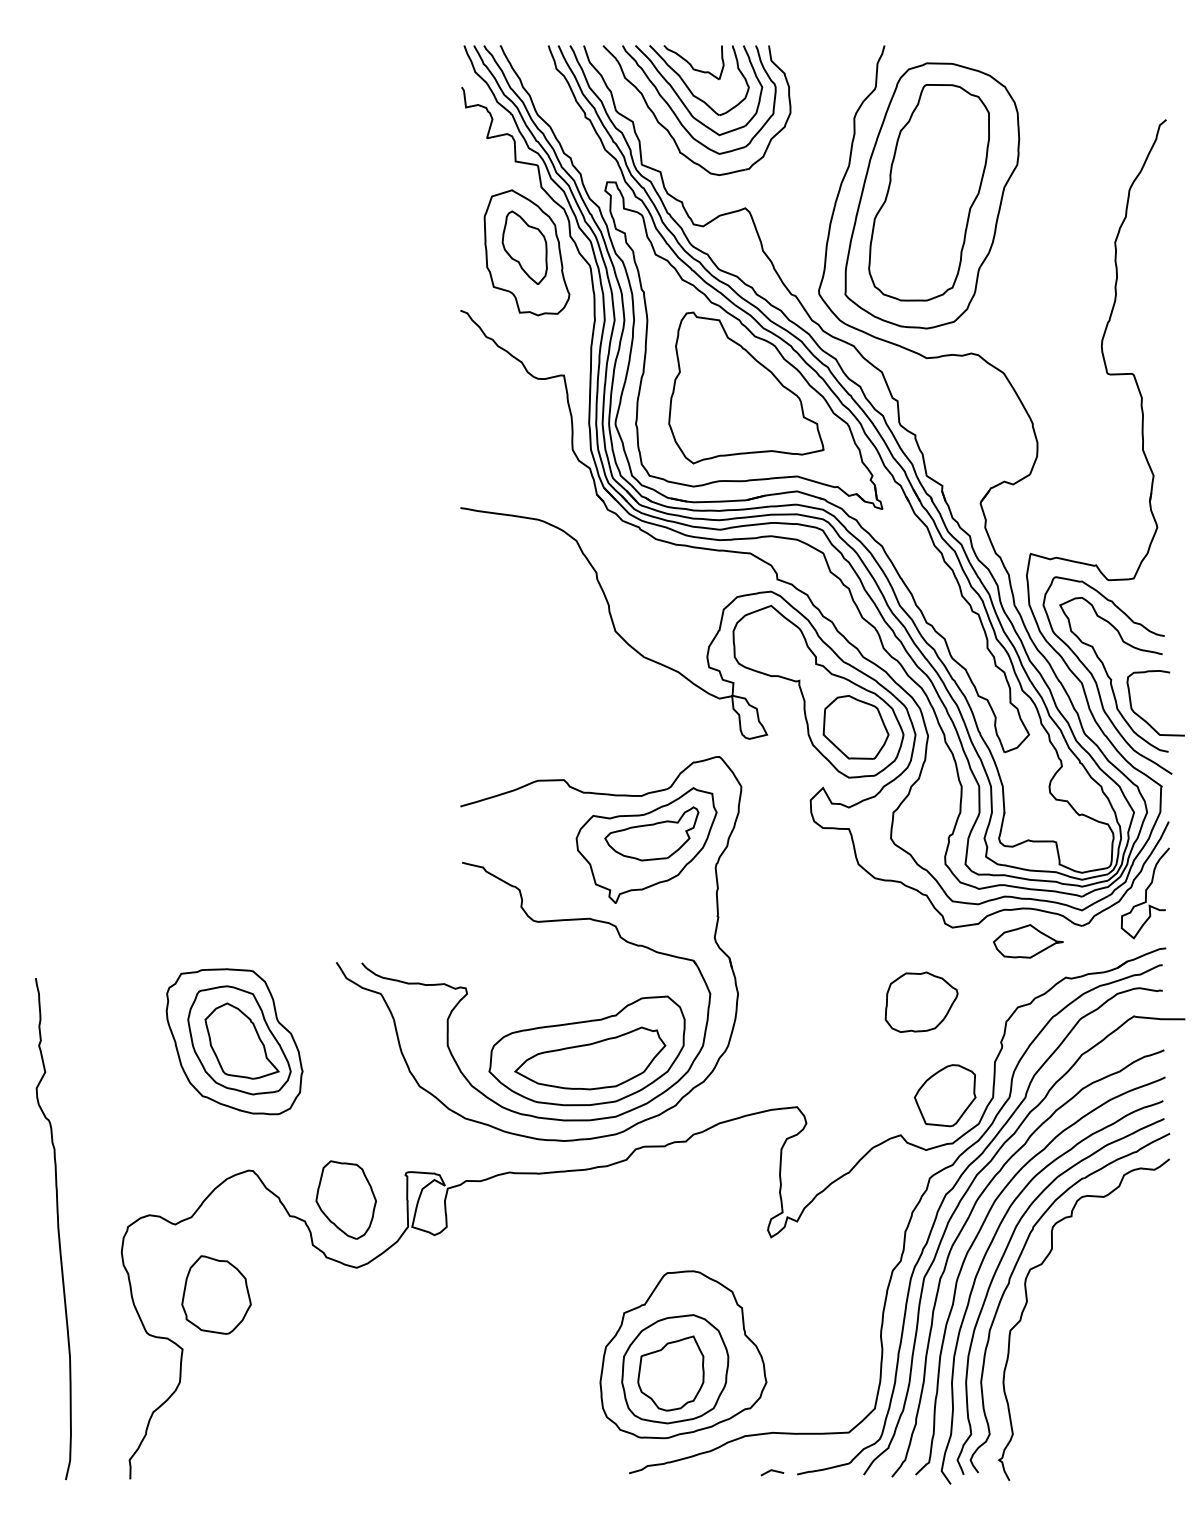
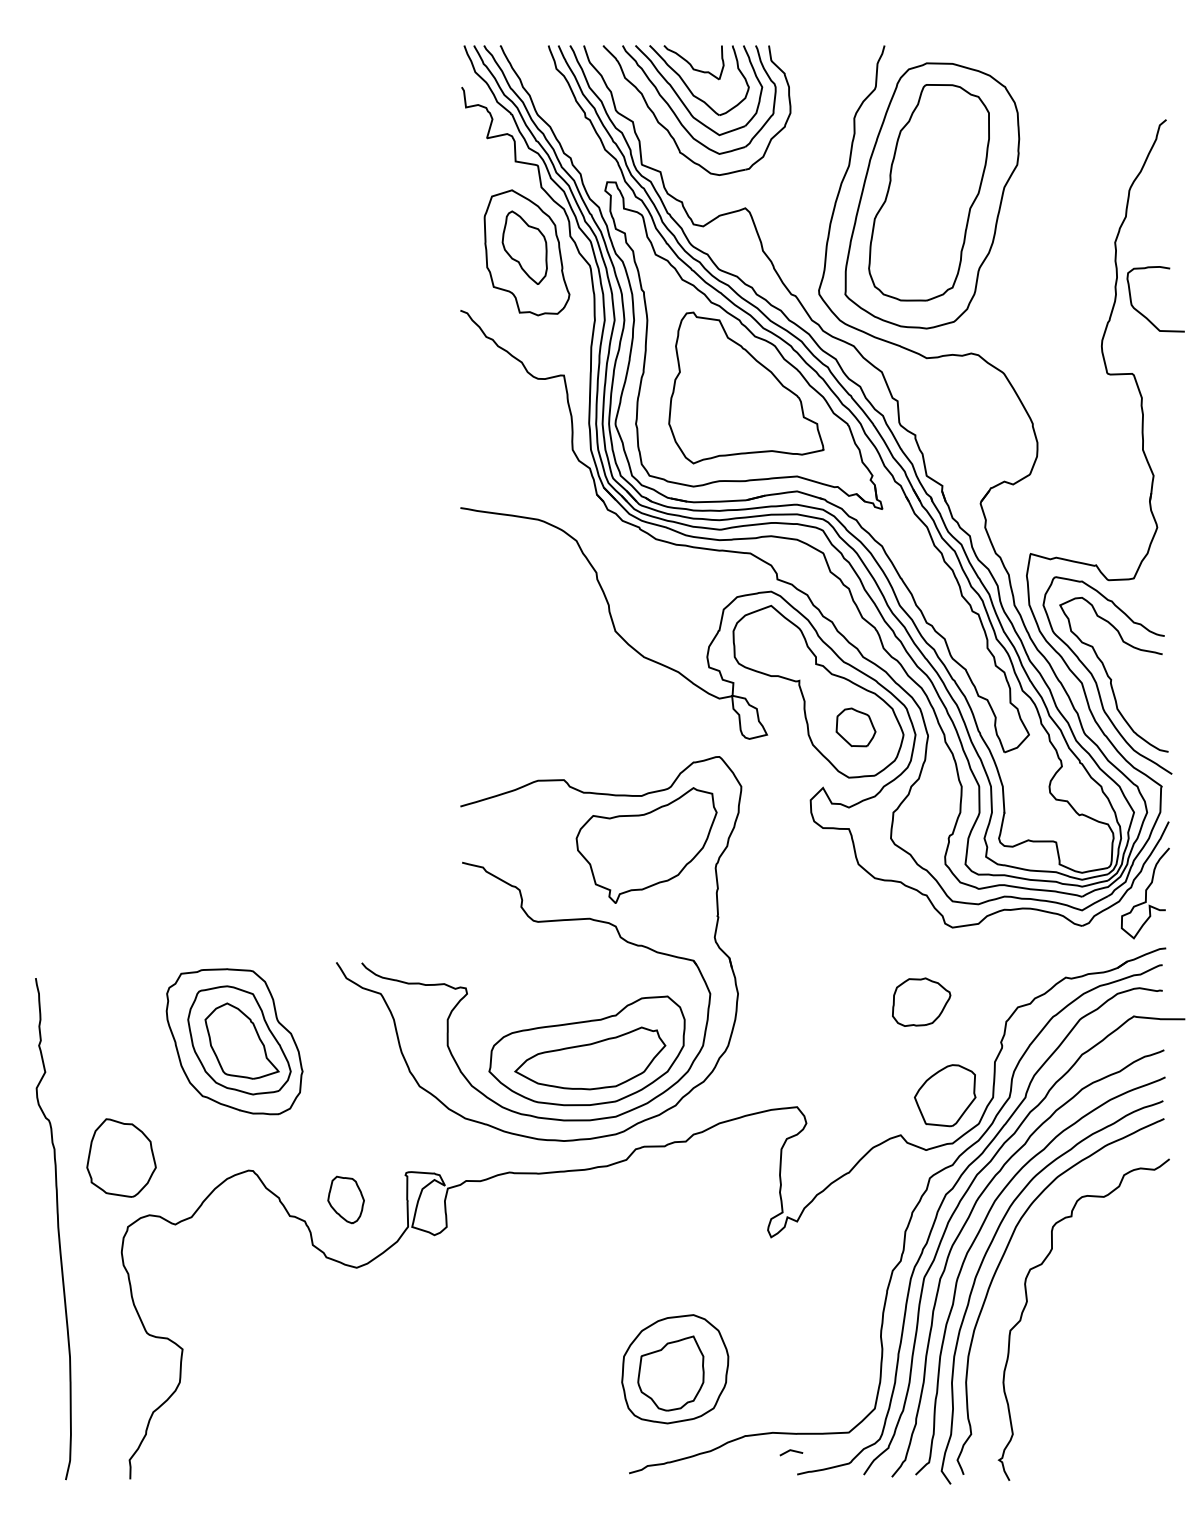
curve position: (1141, 716) -> (1141, 312) (1141, 312)
part size: 68x65 px -> 42x41 px (855, 727)
part: present -> none (651, 833)
part: present -> none (1028, 941)
part size: 75x62 px -> 60x50 px (921, 1001)
part size: 62x80 px -> 38x50 px (345, 1199)
curve: present -> none (1009, 1284)
part position: (216, 1294) -> (121, 1157) (121, 1157)
part: present -> none (683, 1354)
line position: (772, 1471) -> (791, 1451) (791, 1451)
